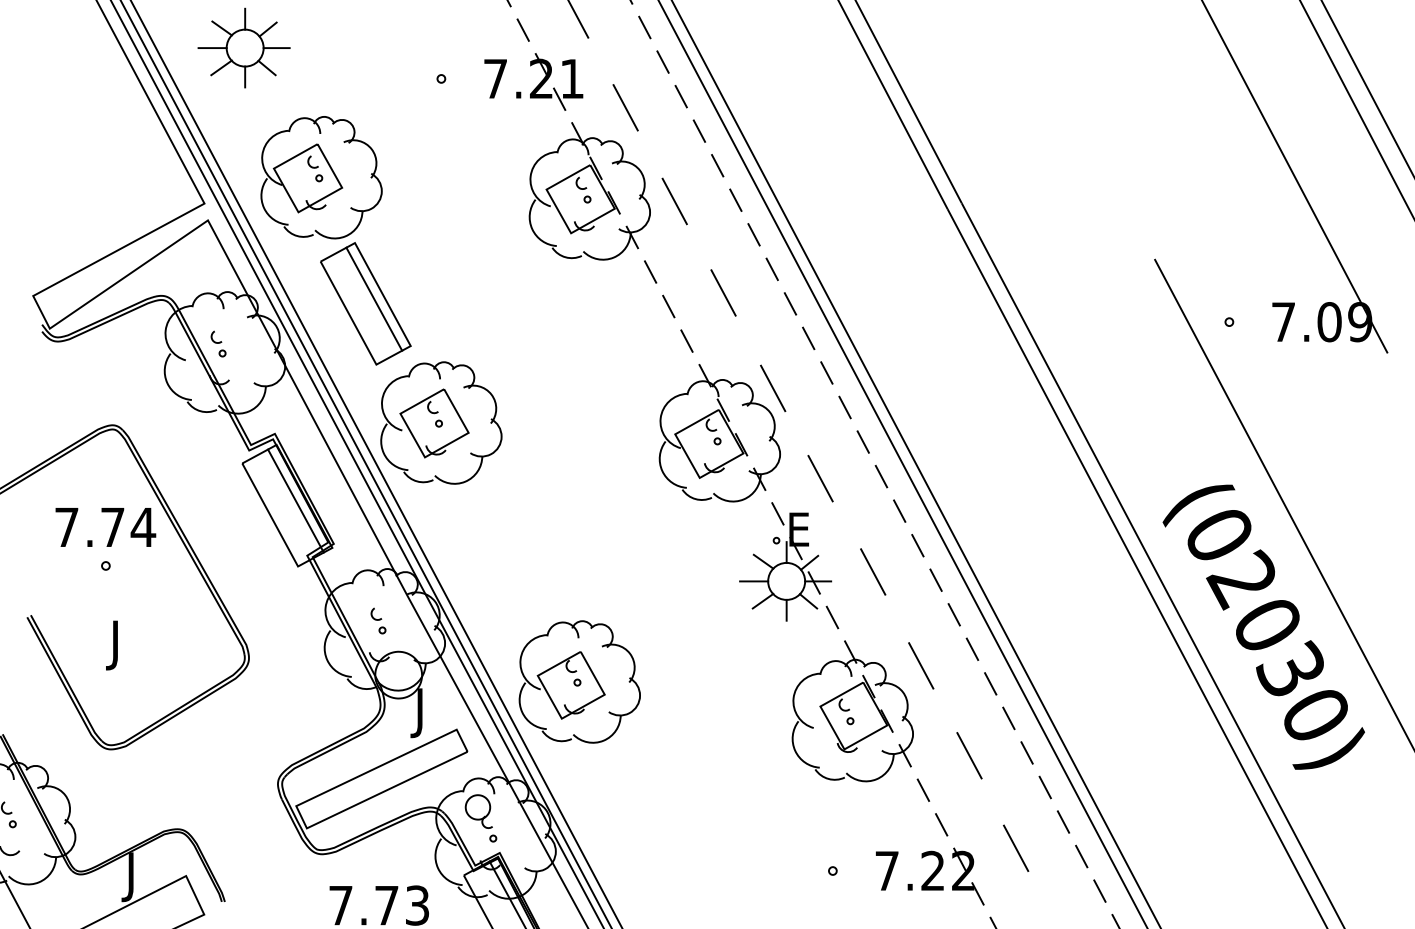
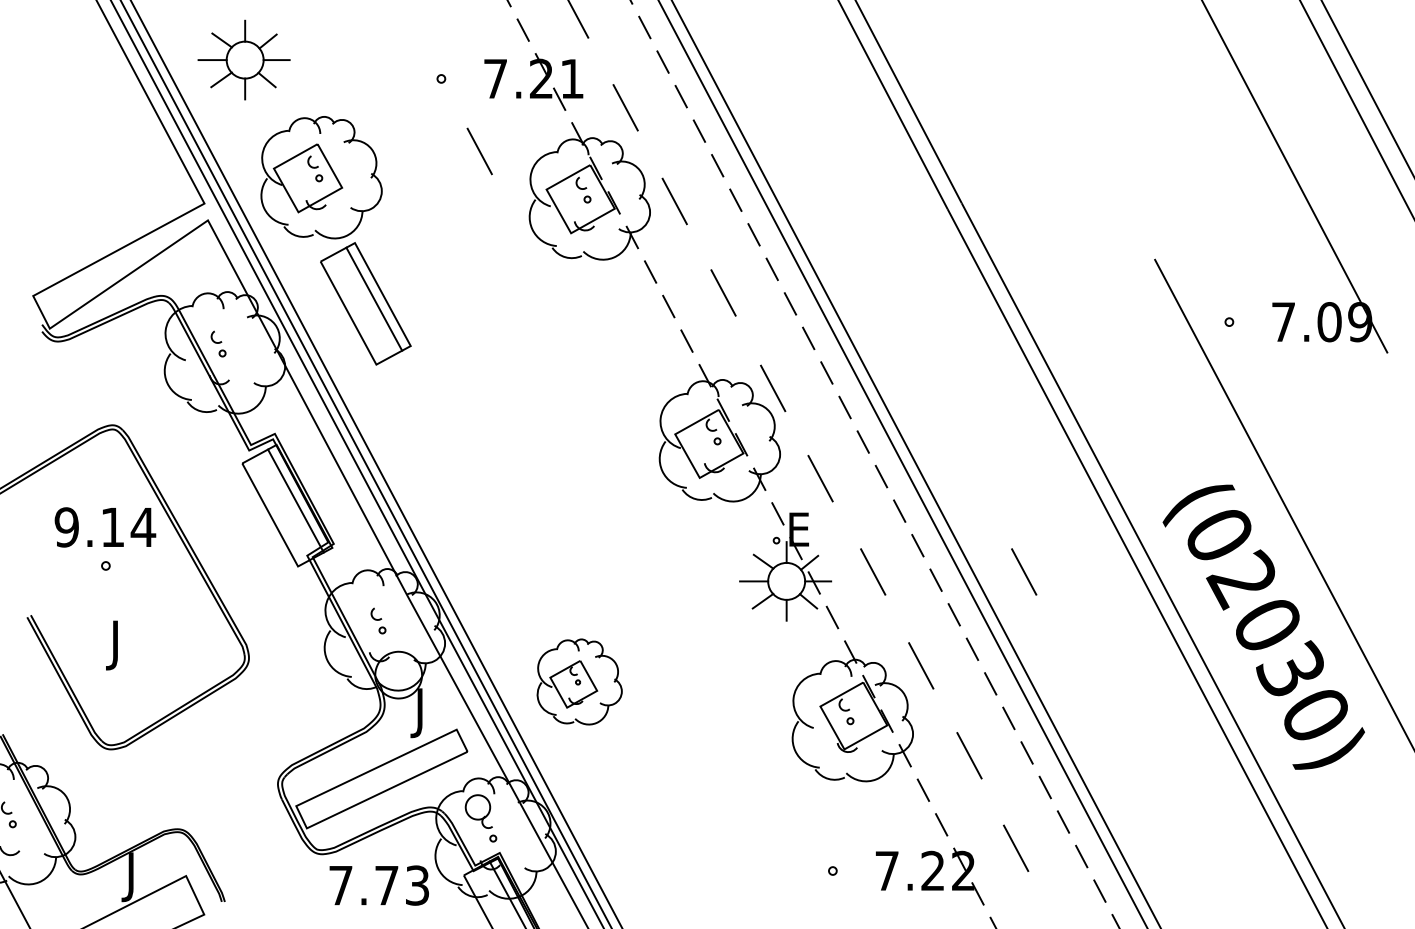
part position: (243, 47) -> (243, 59) (243, 59)
line: none -> present (479, 151)
part: present -> none (441, 422)
text: 7.74 -> 9.14 (89, 527)
line: none -> present (1024, 571)
part size: 123x124 px -> 87x88 px (579, 681)
text position: (378, 905) -> (378, 885) (378, 885)
